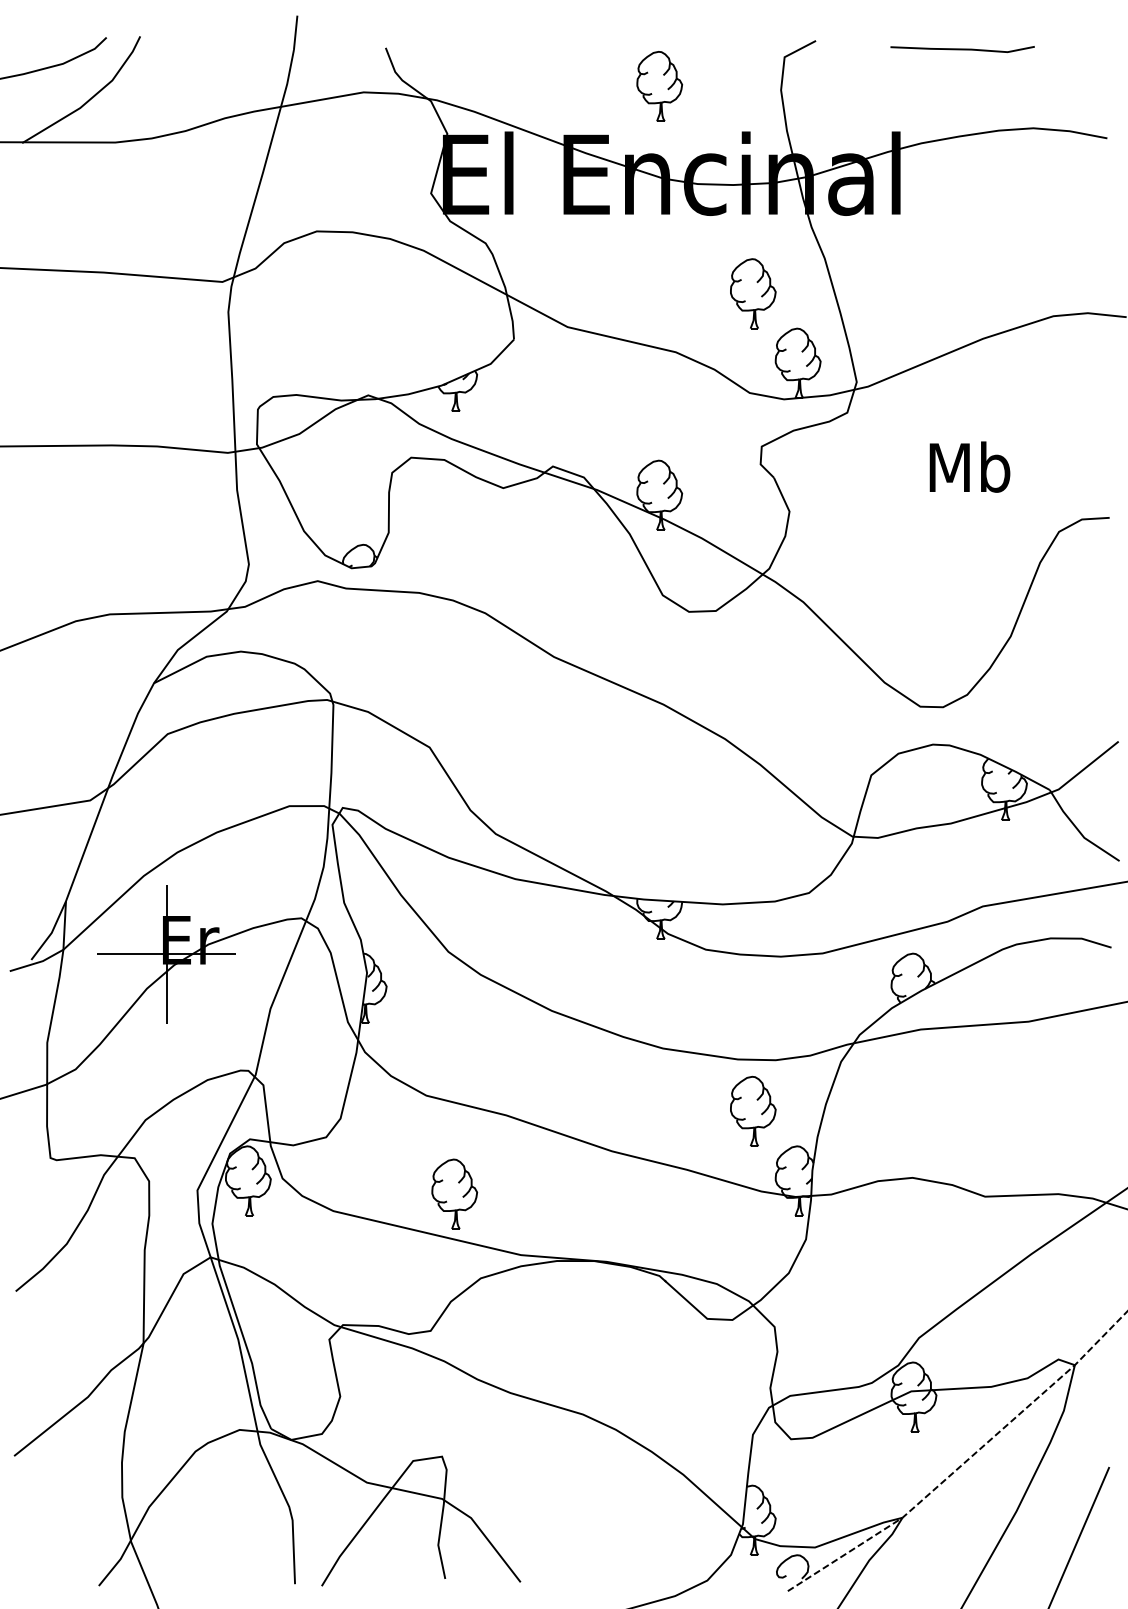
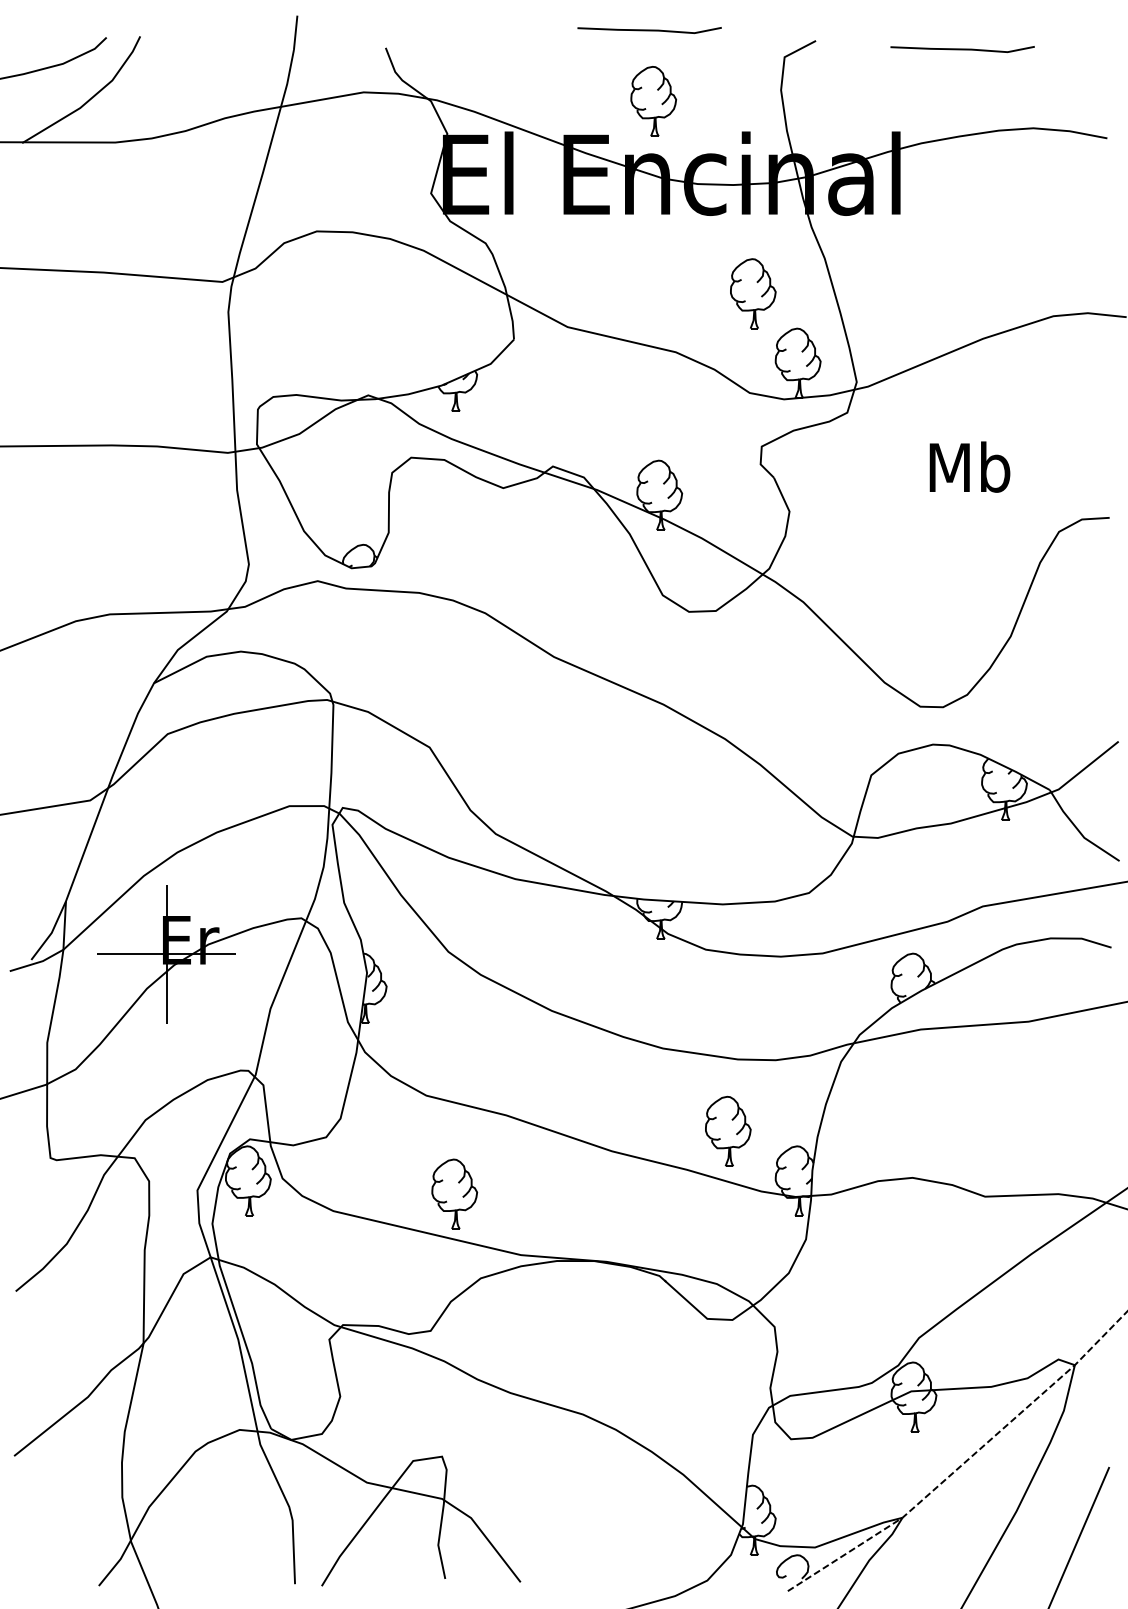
line: none -> present (649, 30)
part position: (659, 86) -> (653, 101) (653, 101)
part position: (753, 1110) -> (728, 1130) (728, 1130)
